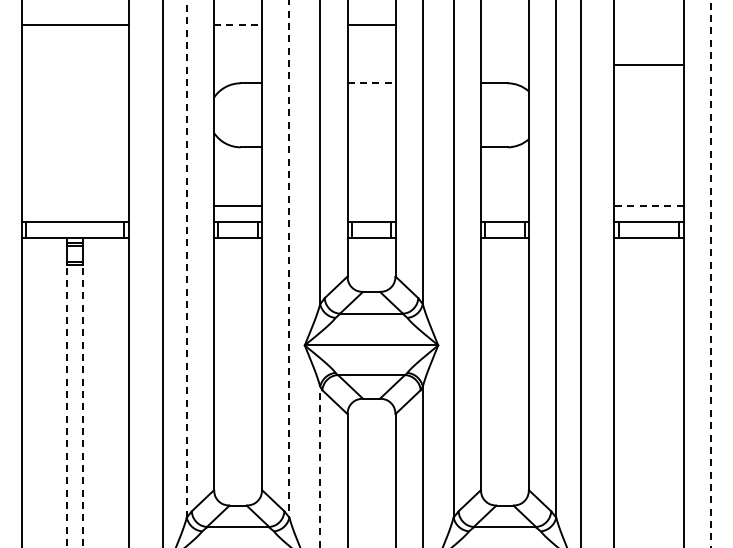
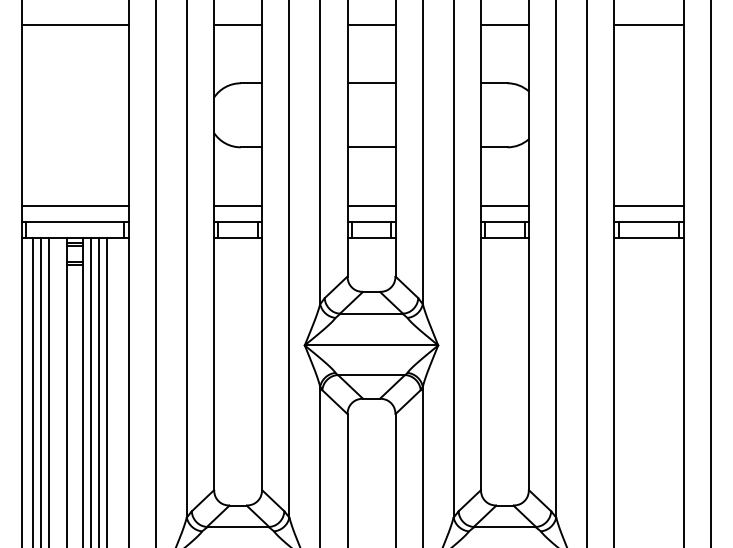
line: dashed -> solid (238, 24)
line: none -> present (504, 24)
line position: (648, 64) -> (648, 24) (648, 24)
line: dashed -> solid (372, 83)
line: none -> present (371, 147)
line: none -> present (74, 206)
line: none -> present (371, 206)
line: none -> present (504, 206)
line: dashed -> solid (649, 206)
line: dashed -> solid (186, 258)
line: dashed -> solid (289, 259)
line position: (163, 273) -> (156, 273) (156, 273)
line position: (581, 273) -> (587, 273) (587, 273)
line: dashed -> solid (711, 274)
line: none -> present (32, 391)
line: none -> present (40, 391)
line: none -> present (48, 391)
line: none -> present (91, 391)
line: none -> present (99, 391)
line: none -> present (107, 391)
line: dashed -> solid (67, 405)
line: dashed -> solid (83, 405)
line: dashed -> solid (320, 466)
